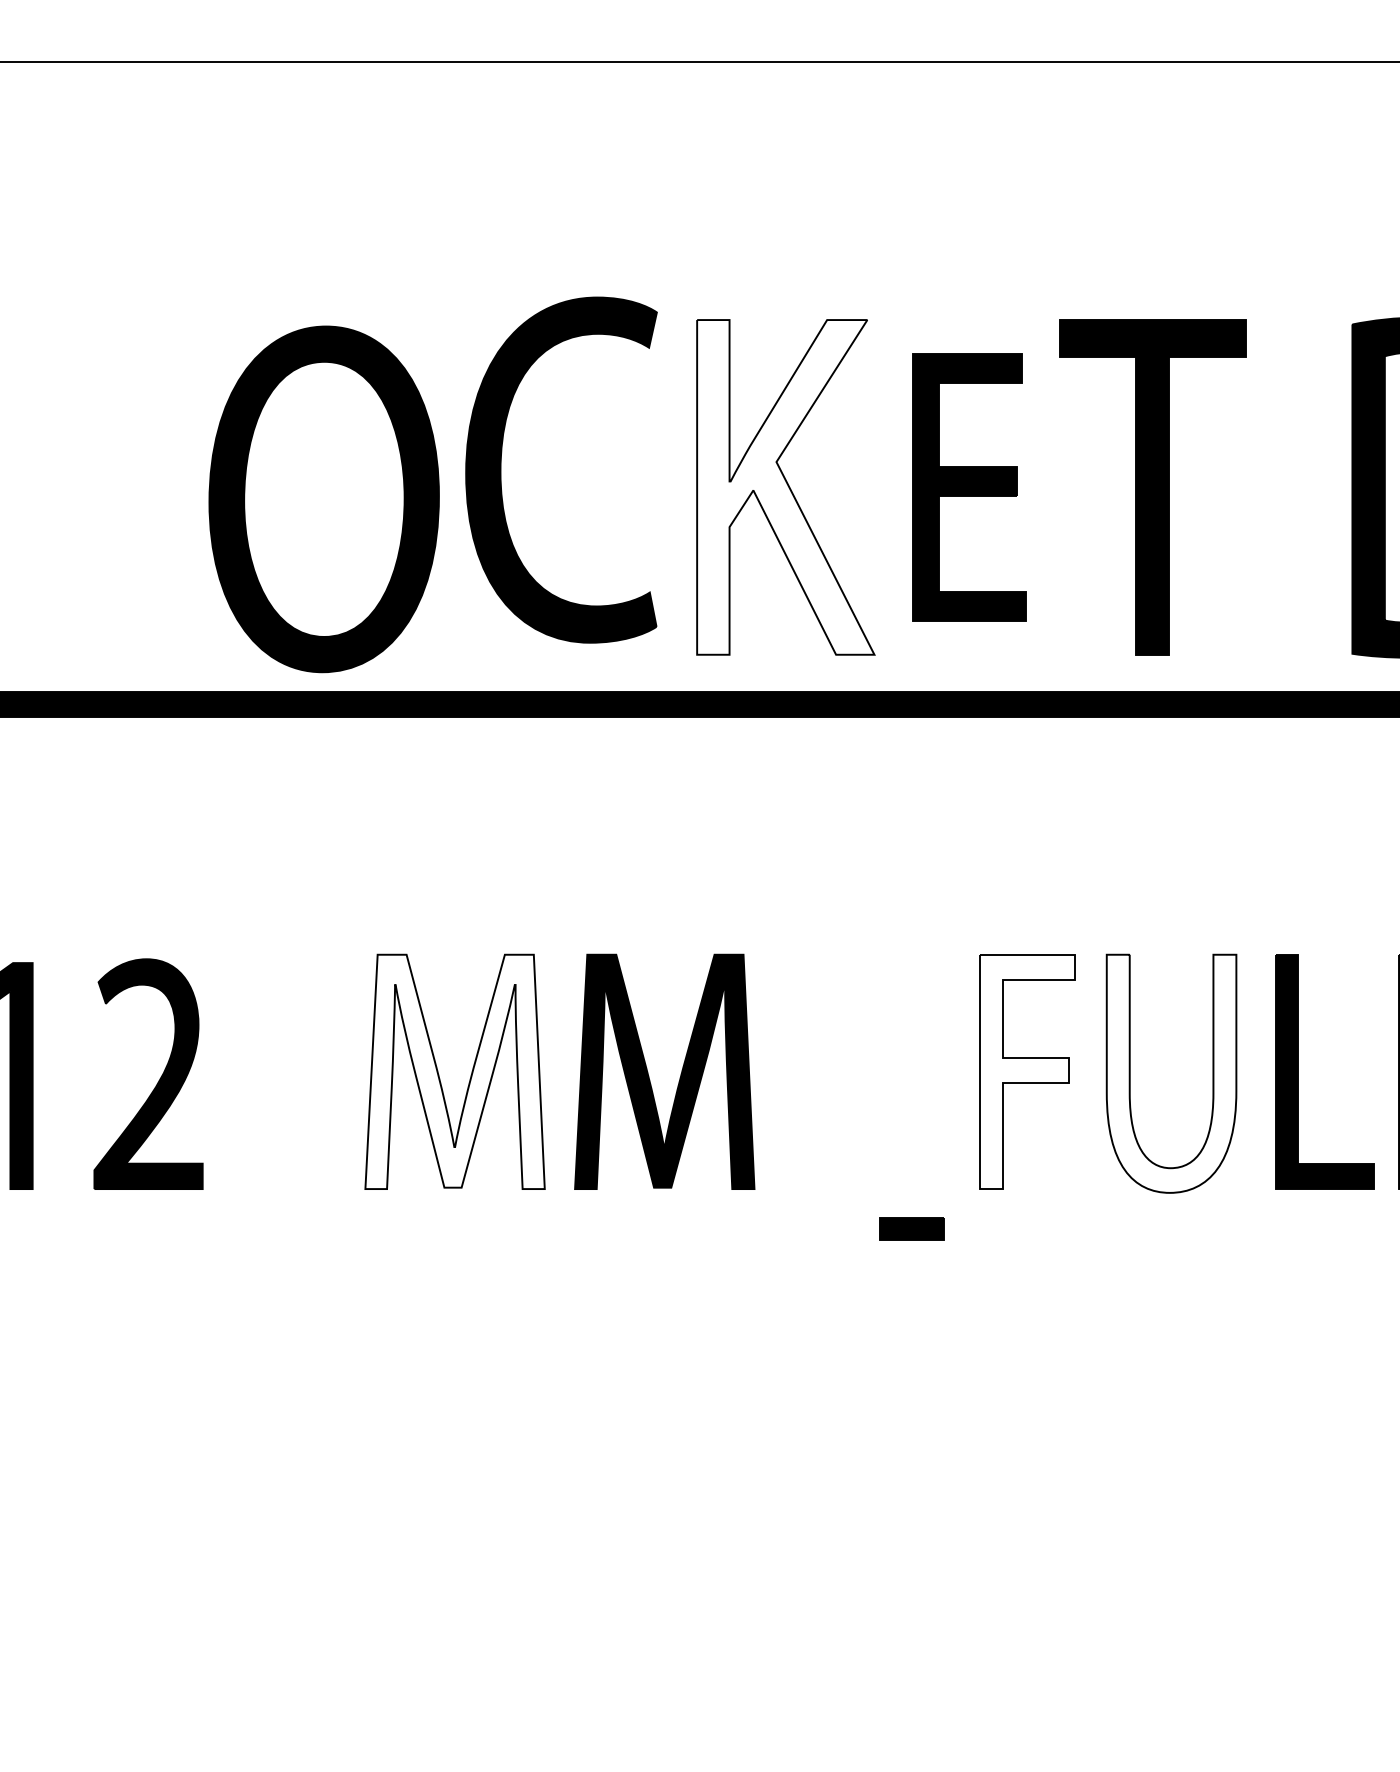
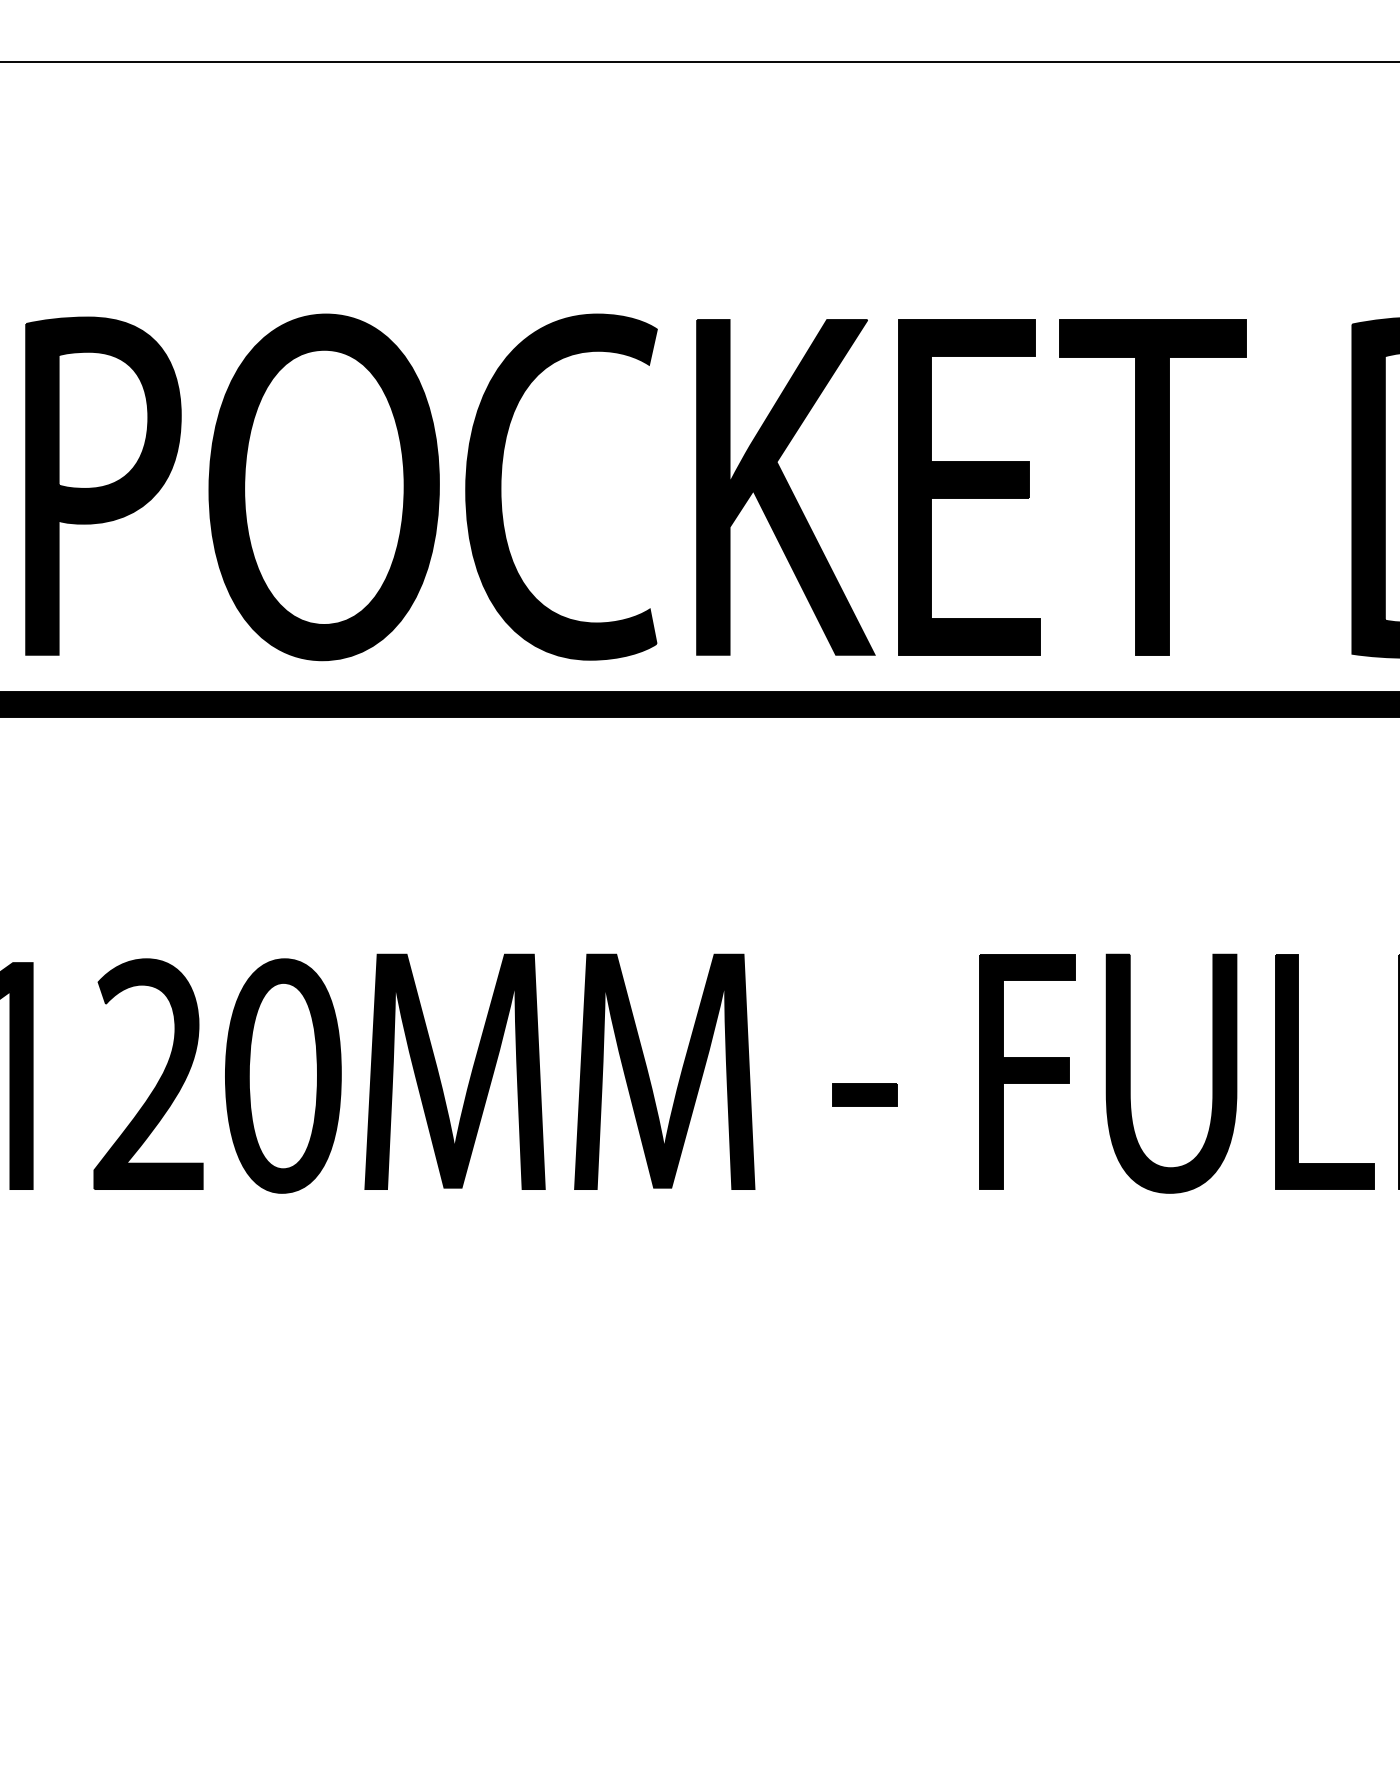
part position: (501, 469) -> (501, 486) (501, 486)
part: none -> present (103, 485)
fill: none -> present (785, 487)
part size: 115x269 px -> 143x337 px (969, 487)
part position: (323, 499) -> (323, 487) (323, 487)
fill: none -> present (454, 1071)
fill: none -> present (1027, 1071)
fill: none -> present (1171, 1073)
part: none -> present (283, 1075)
part position: (911, 1228) -> (864, 1094) (864, 1094)
